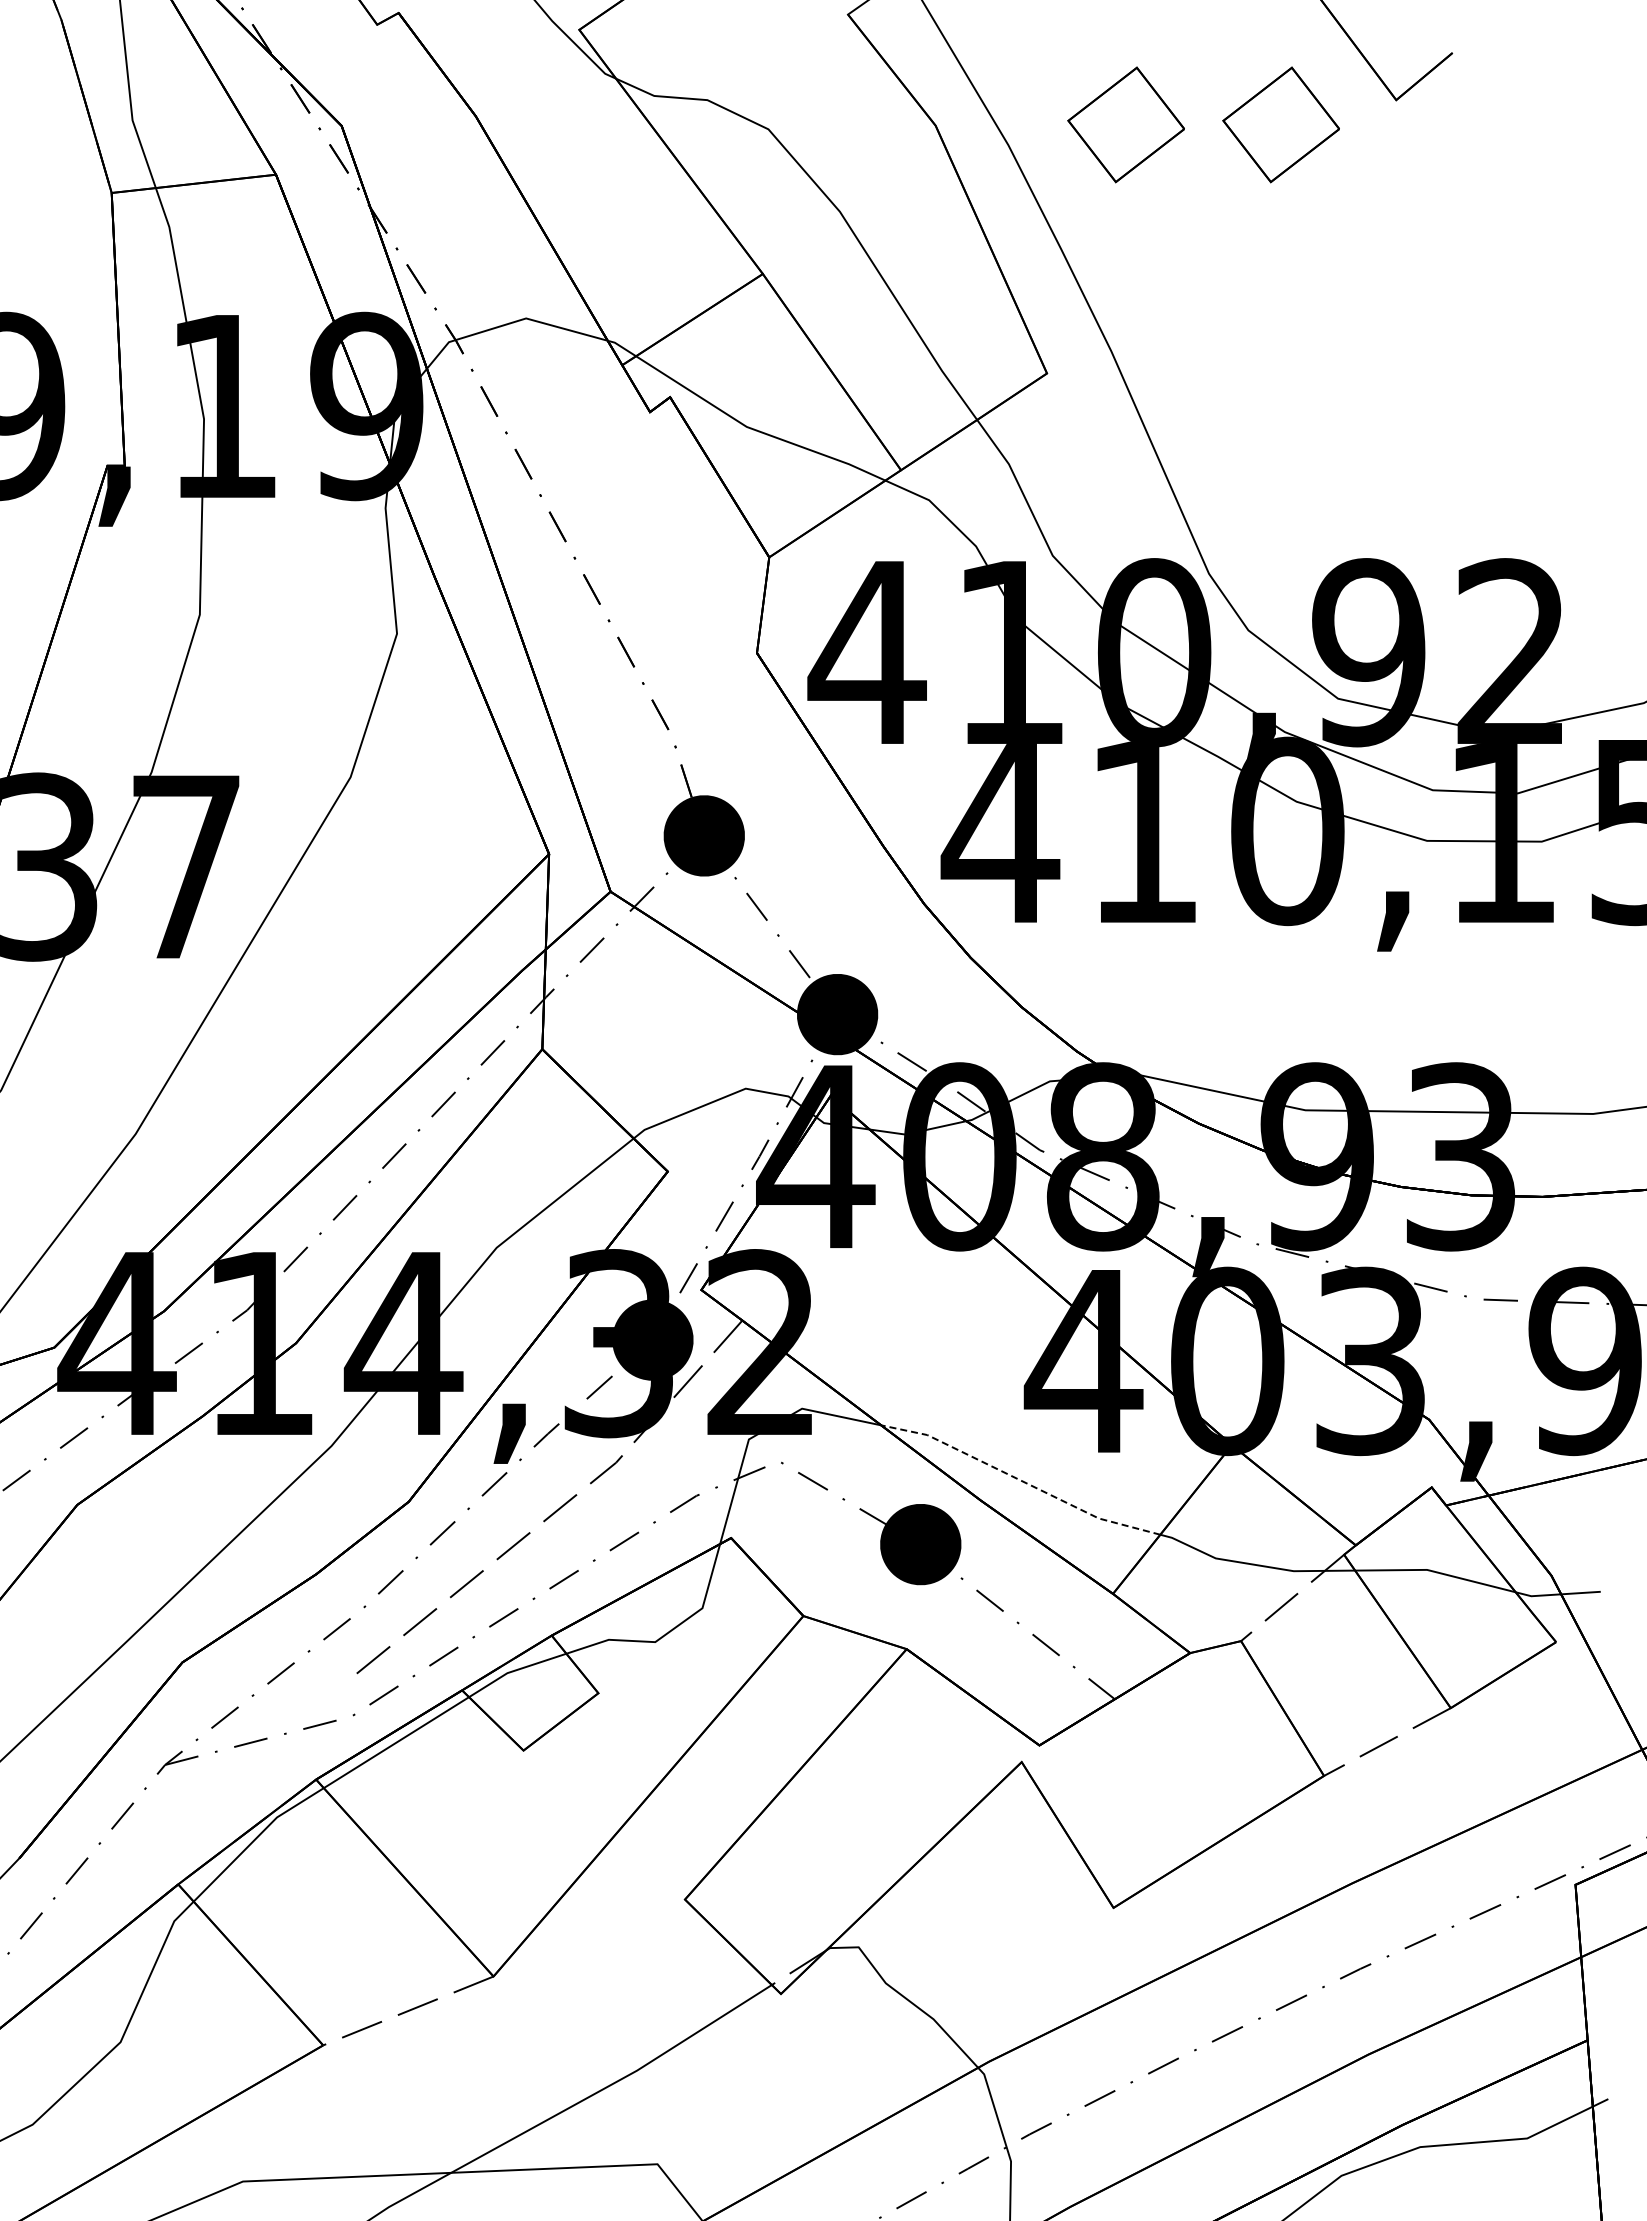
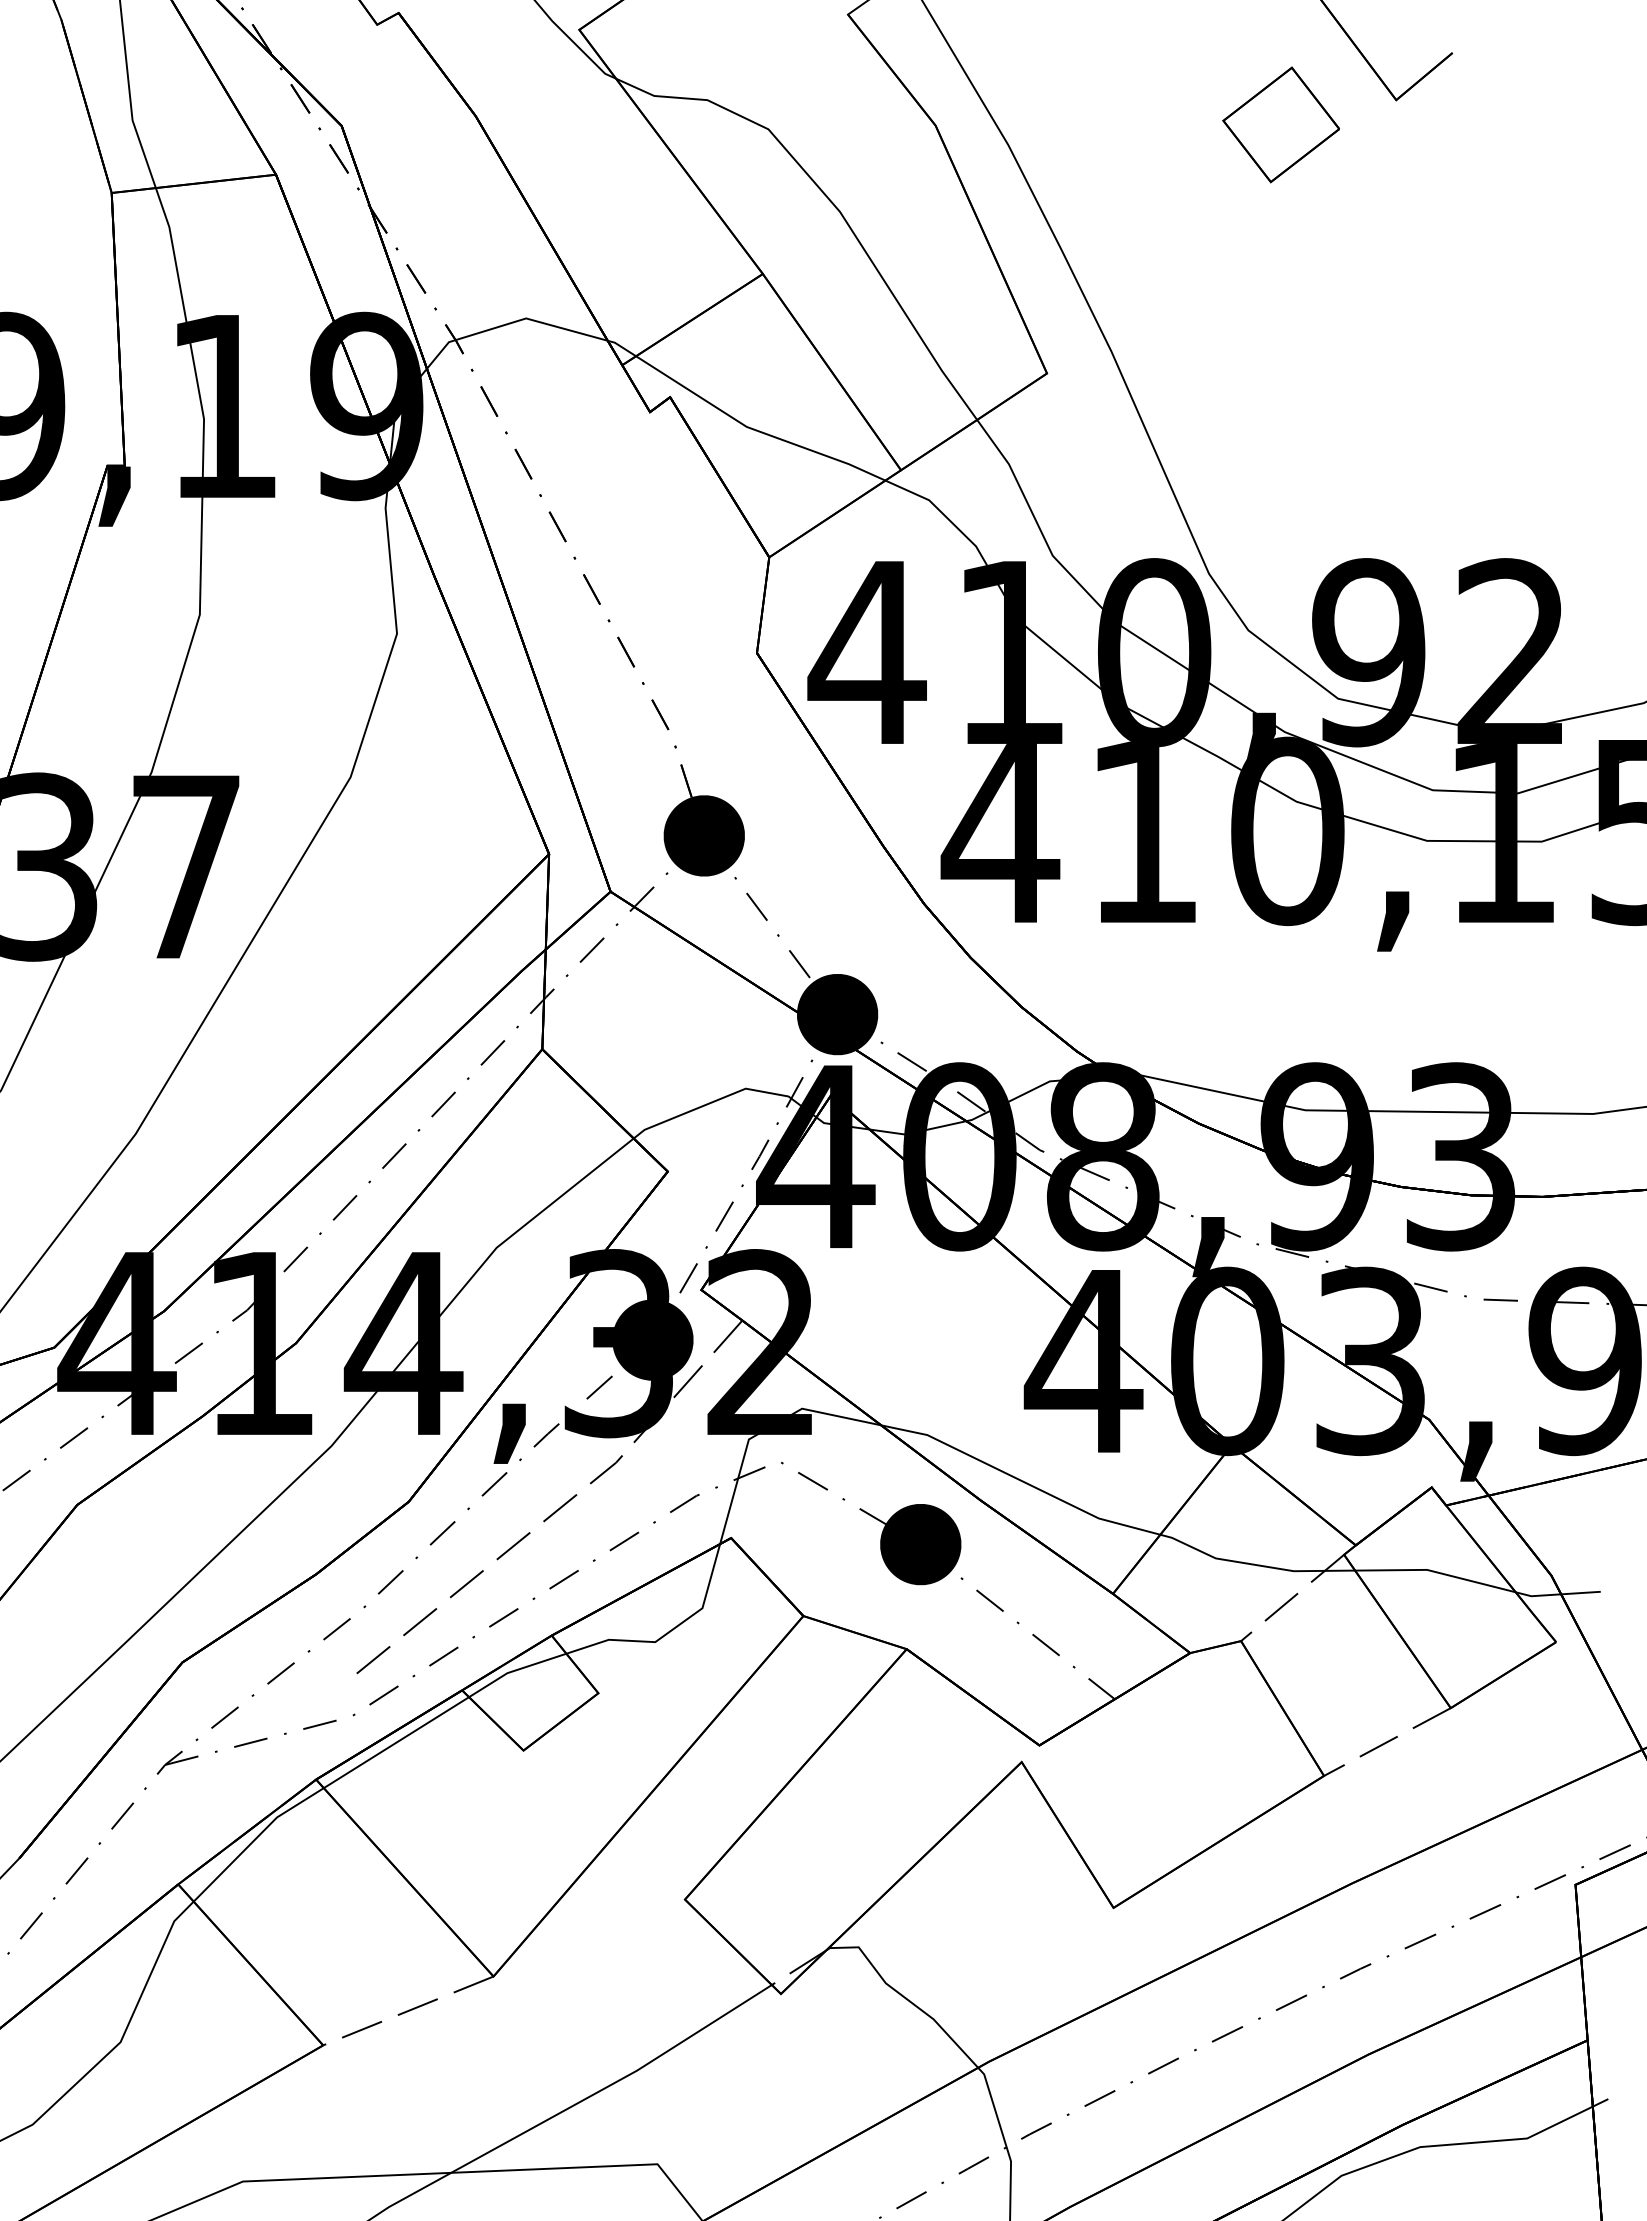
part: present -> none (1125, 124)
line: dashed -> solid (1019, 1480)
